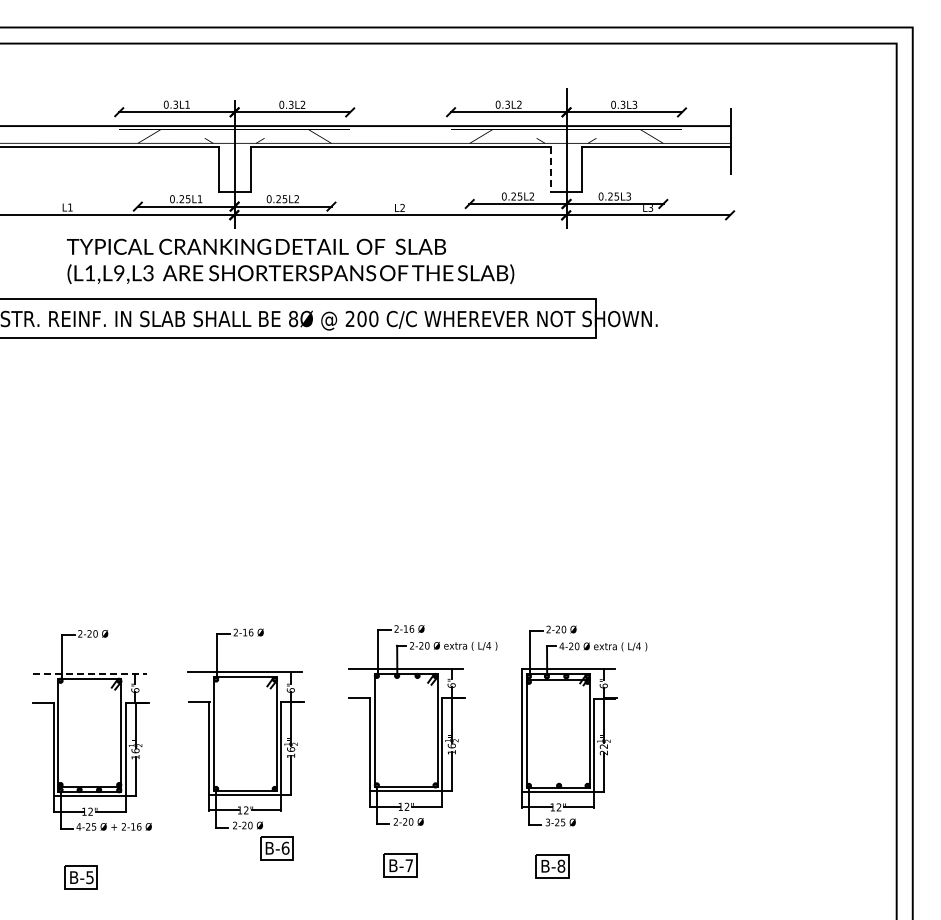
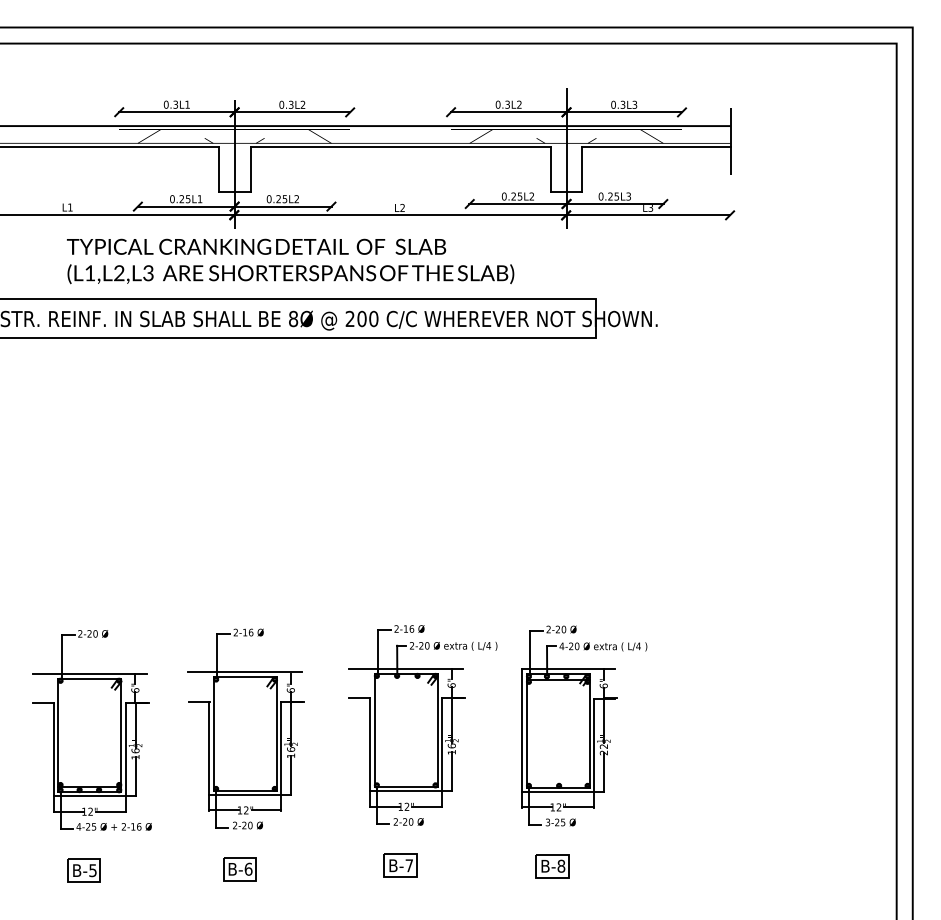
line: dashed -> solid (550, 169)
text: (L1,L9,L3 -> (L1,L2,L3 (119, 274)
line: dashed -> solid (90, 673)
part position: (276, 848) -> (239, 869) (239, 869)
part position: (80, 877) -> (83, 870) (83, 870)
